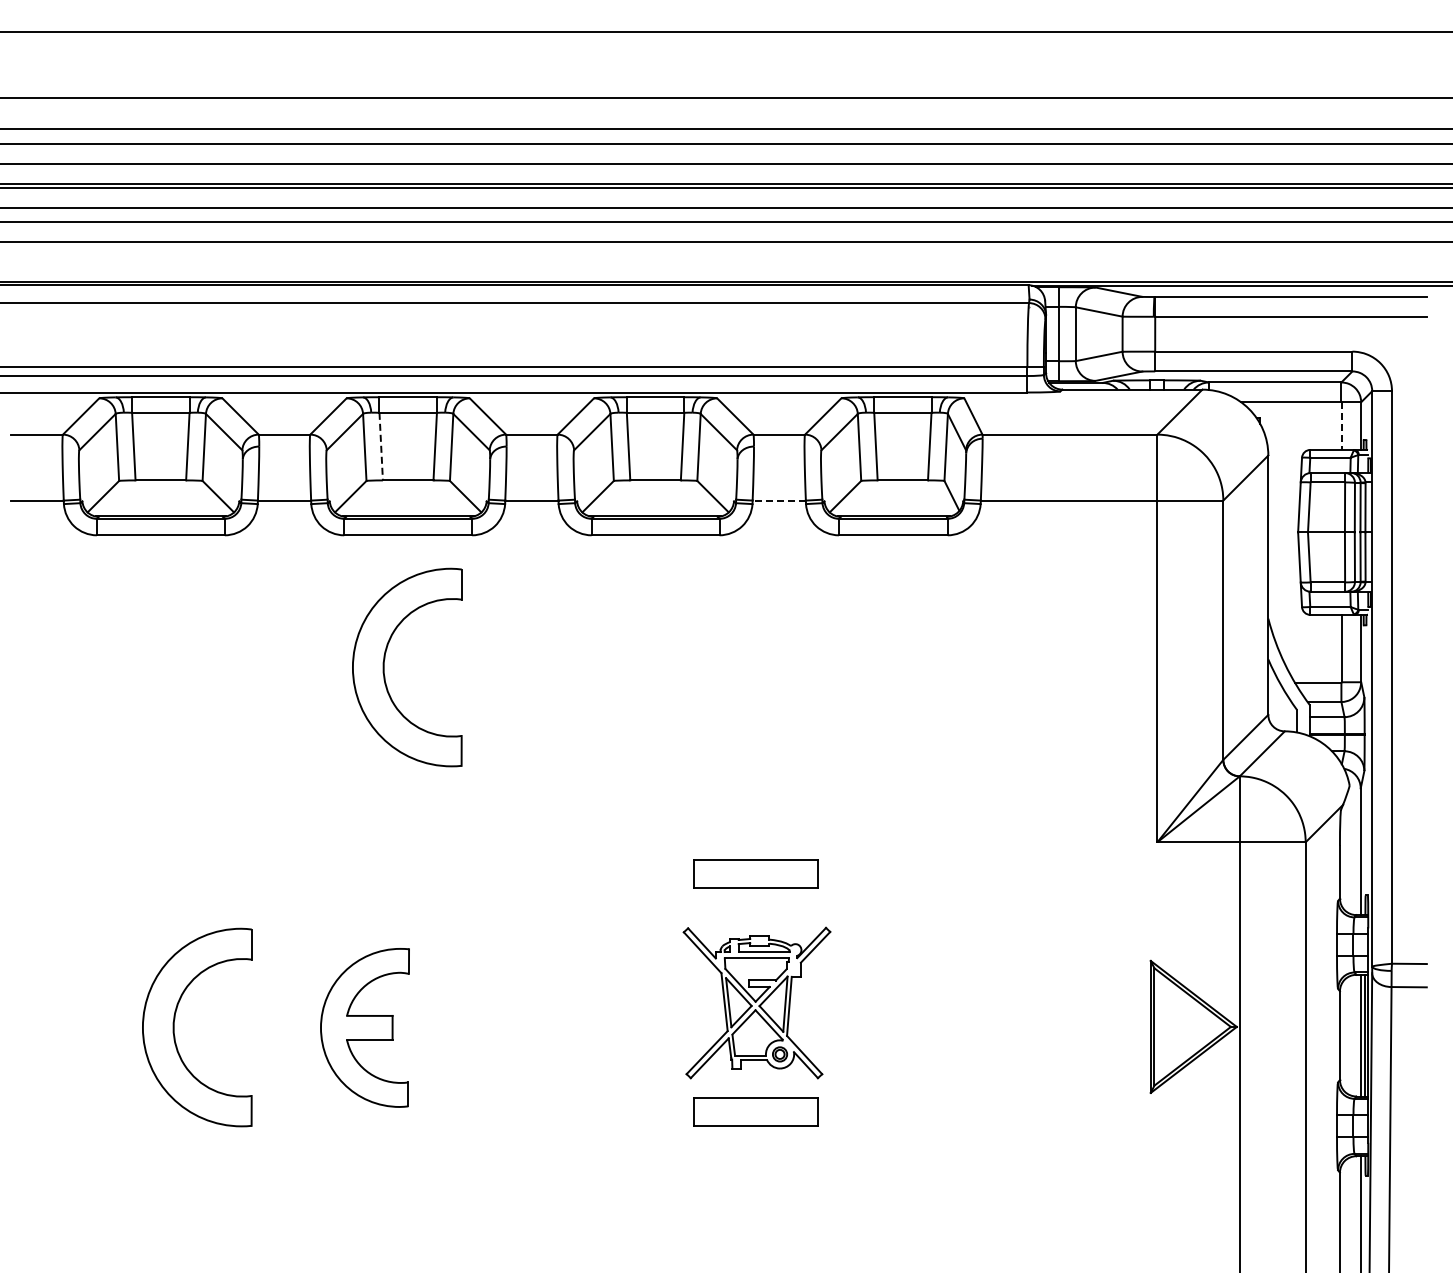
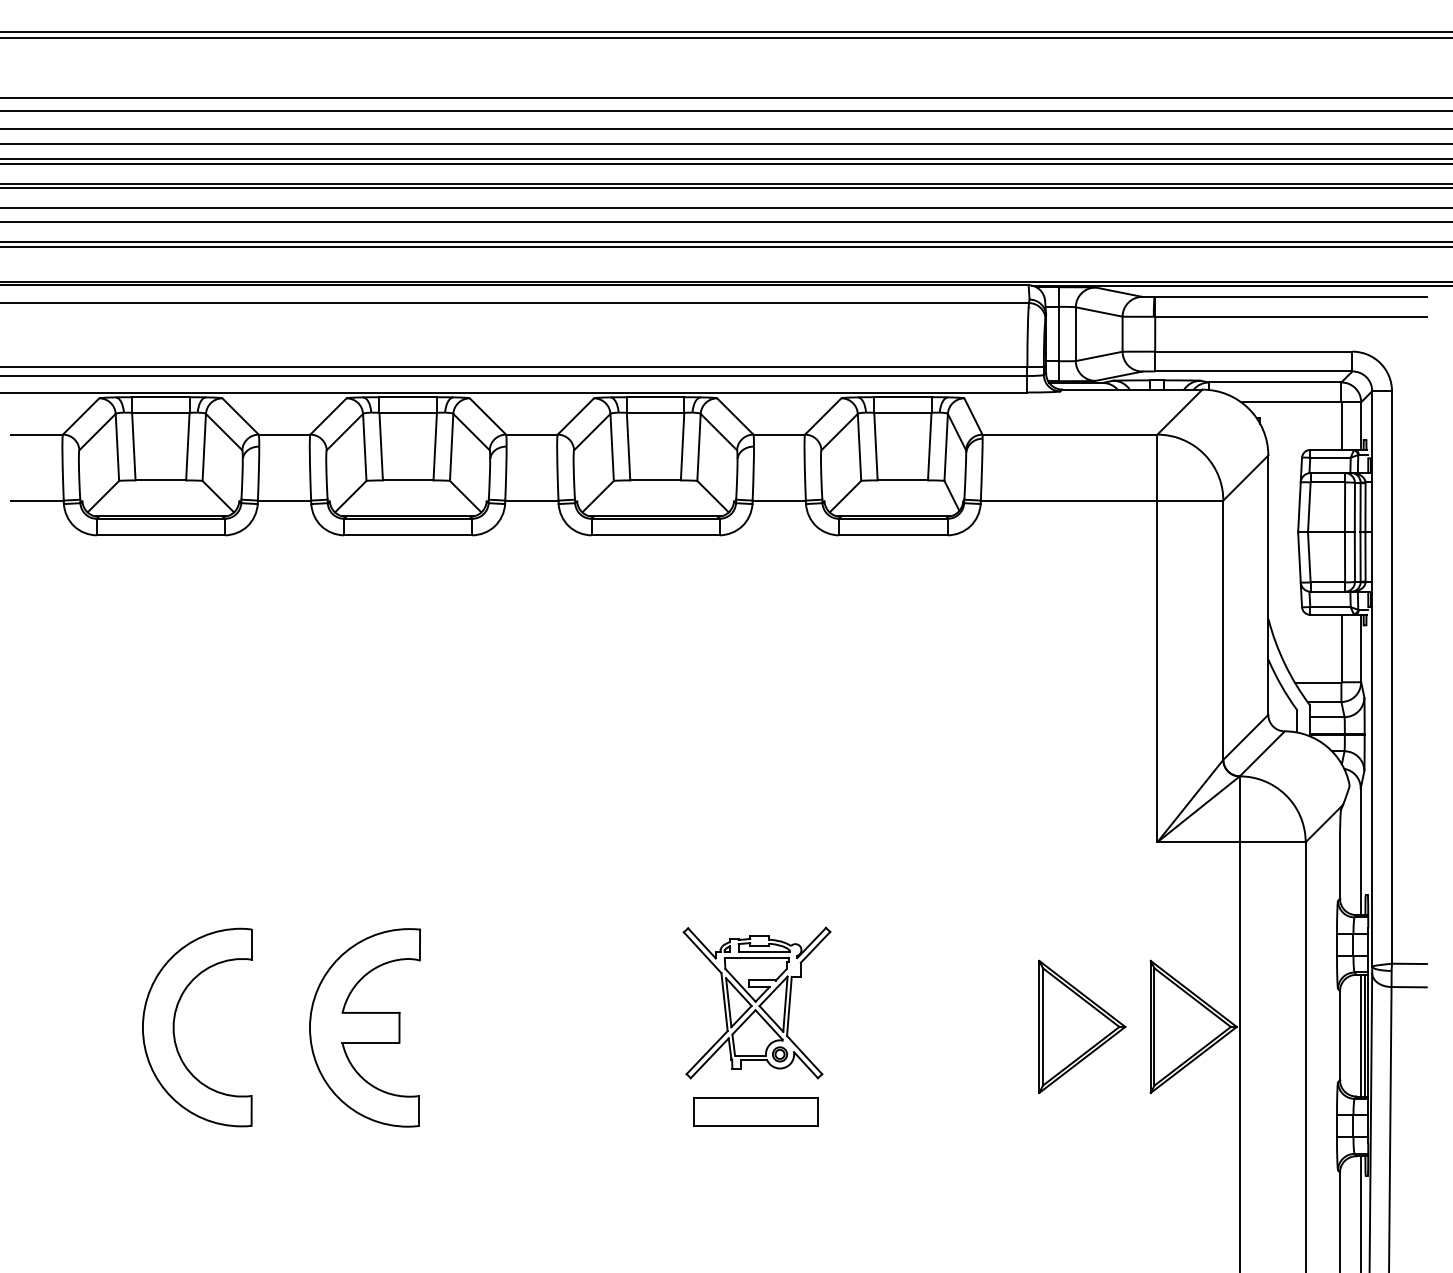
line: none -> present (725, 38)
line: none -> present (725, 111)
line: none -> present (725, 159)
line: none -> present (725, 246)
line: dashed -> solid (1341, 426)
line: dashed -> solid (381, 446)
line: dashed -> solid (779, 500)
part: present -> none (384, 667)
part: present -> none (755, 873)
part: none -> present (1082, 1026)
part size: 90x160 px -> 112x200 px (364, 1027)
